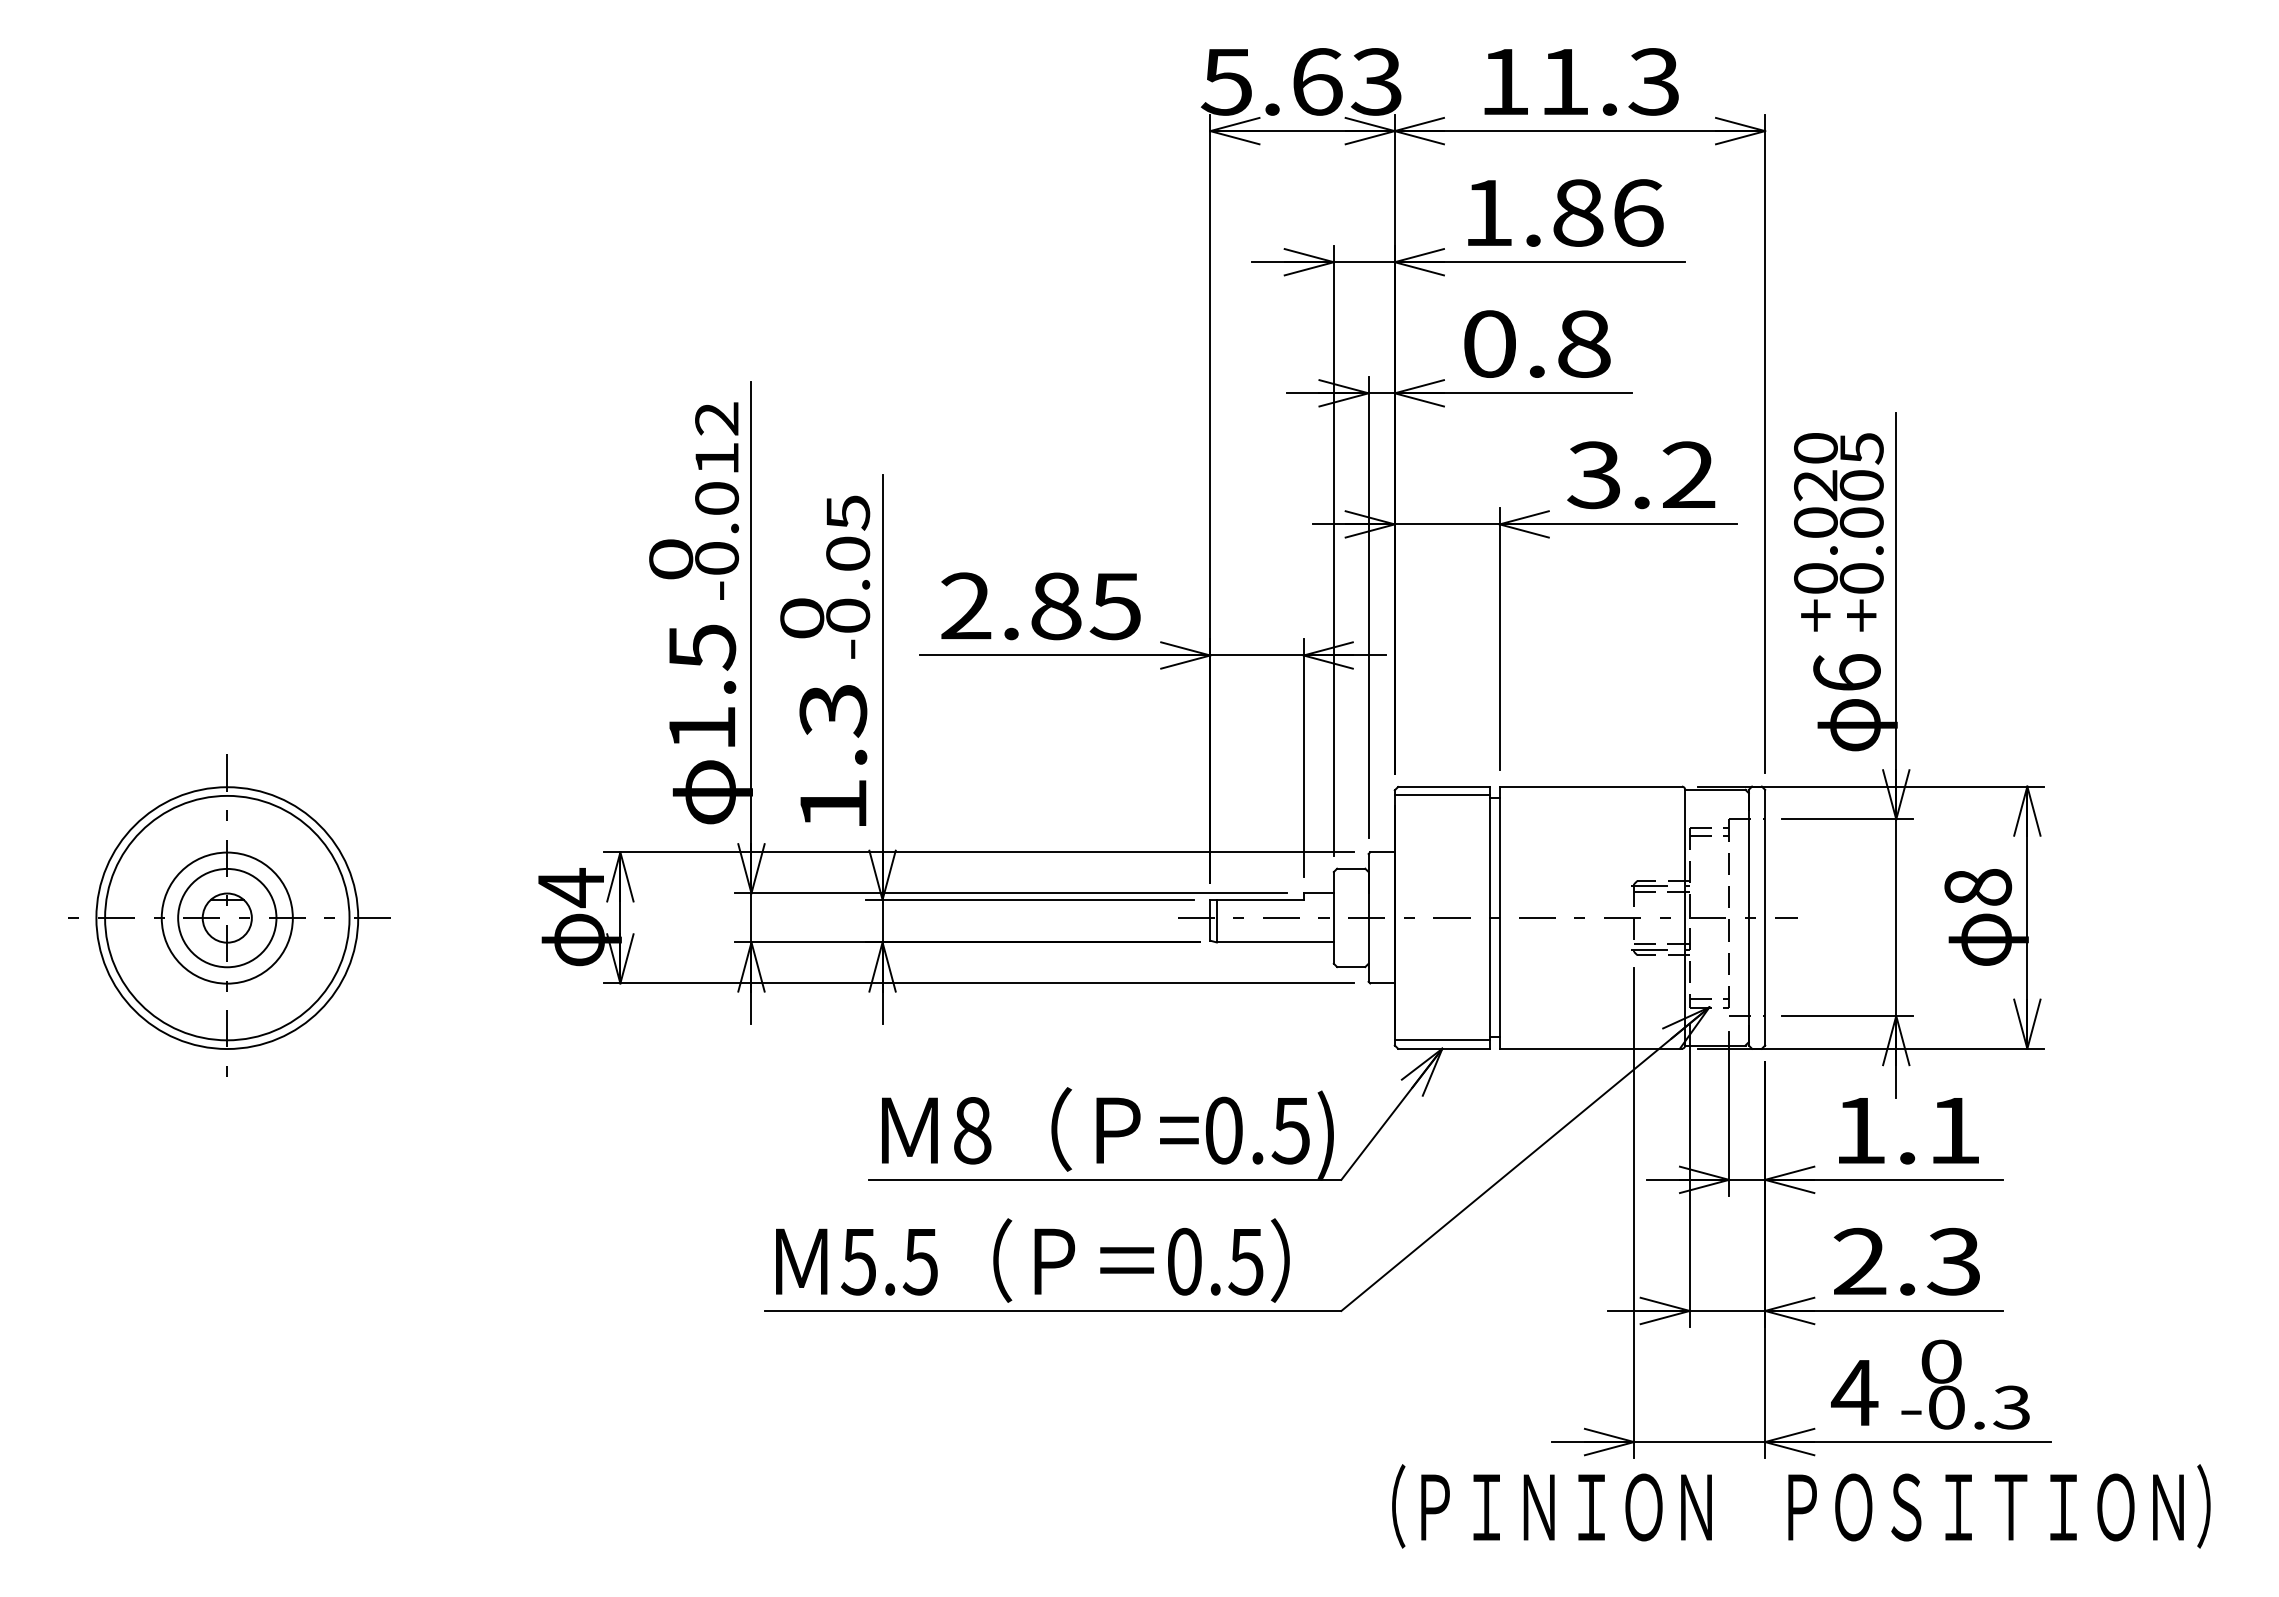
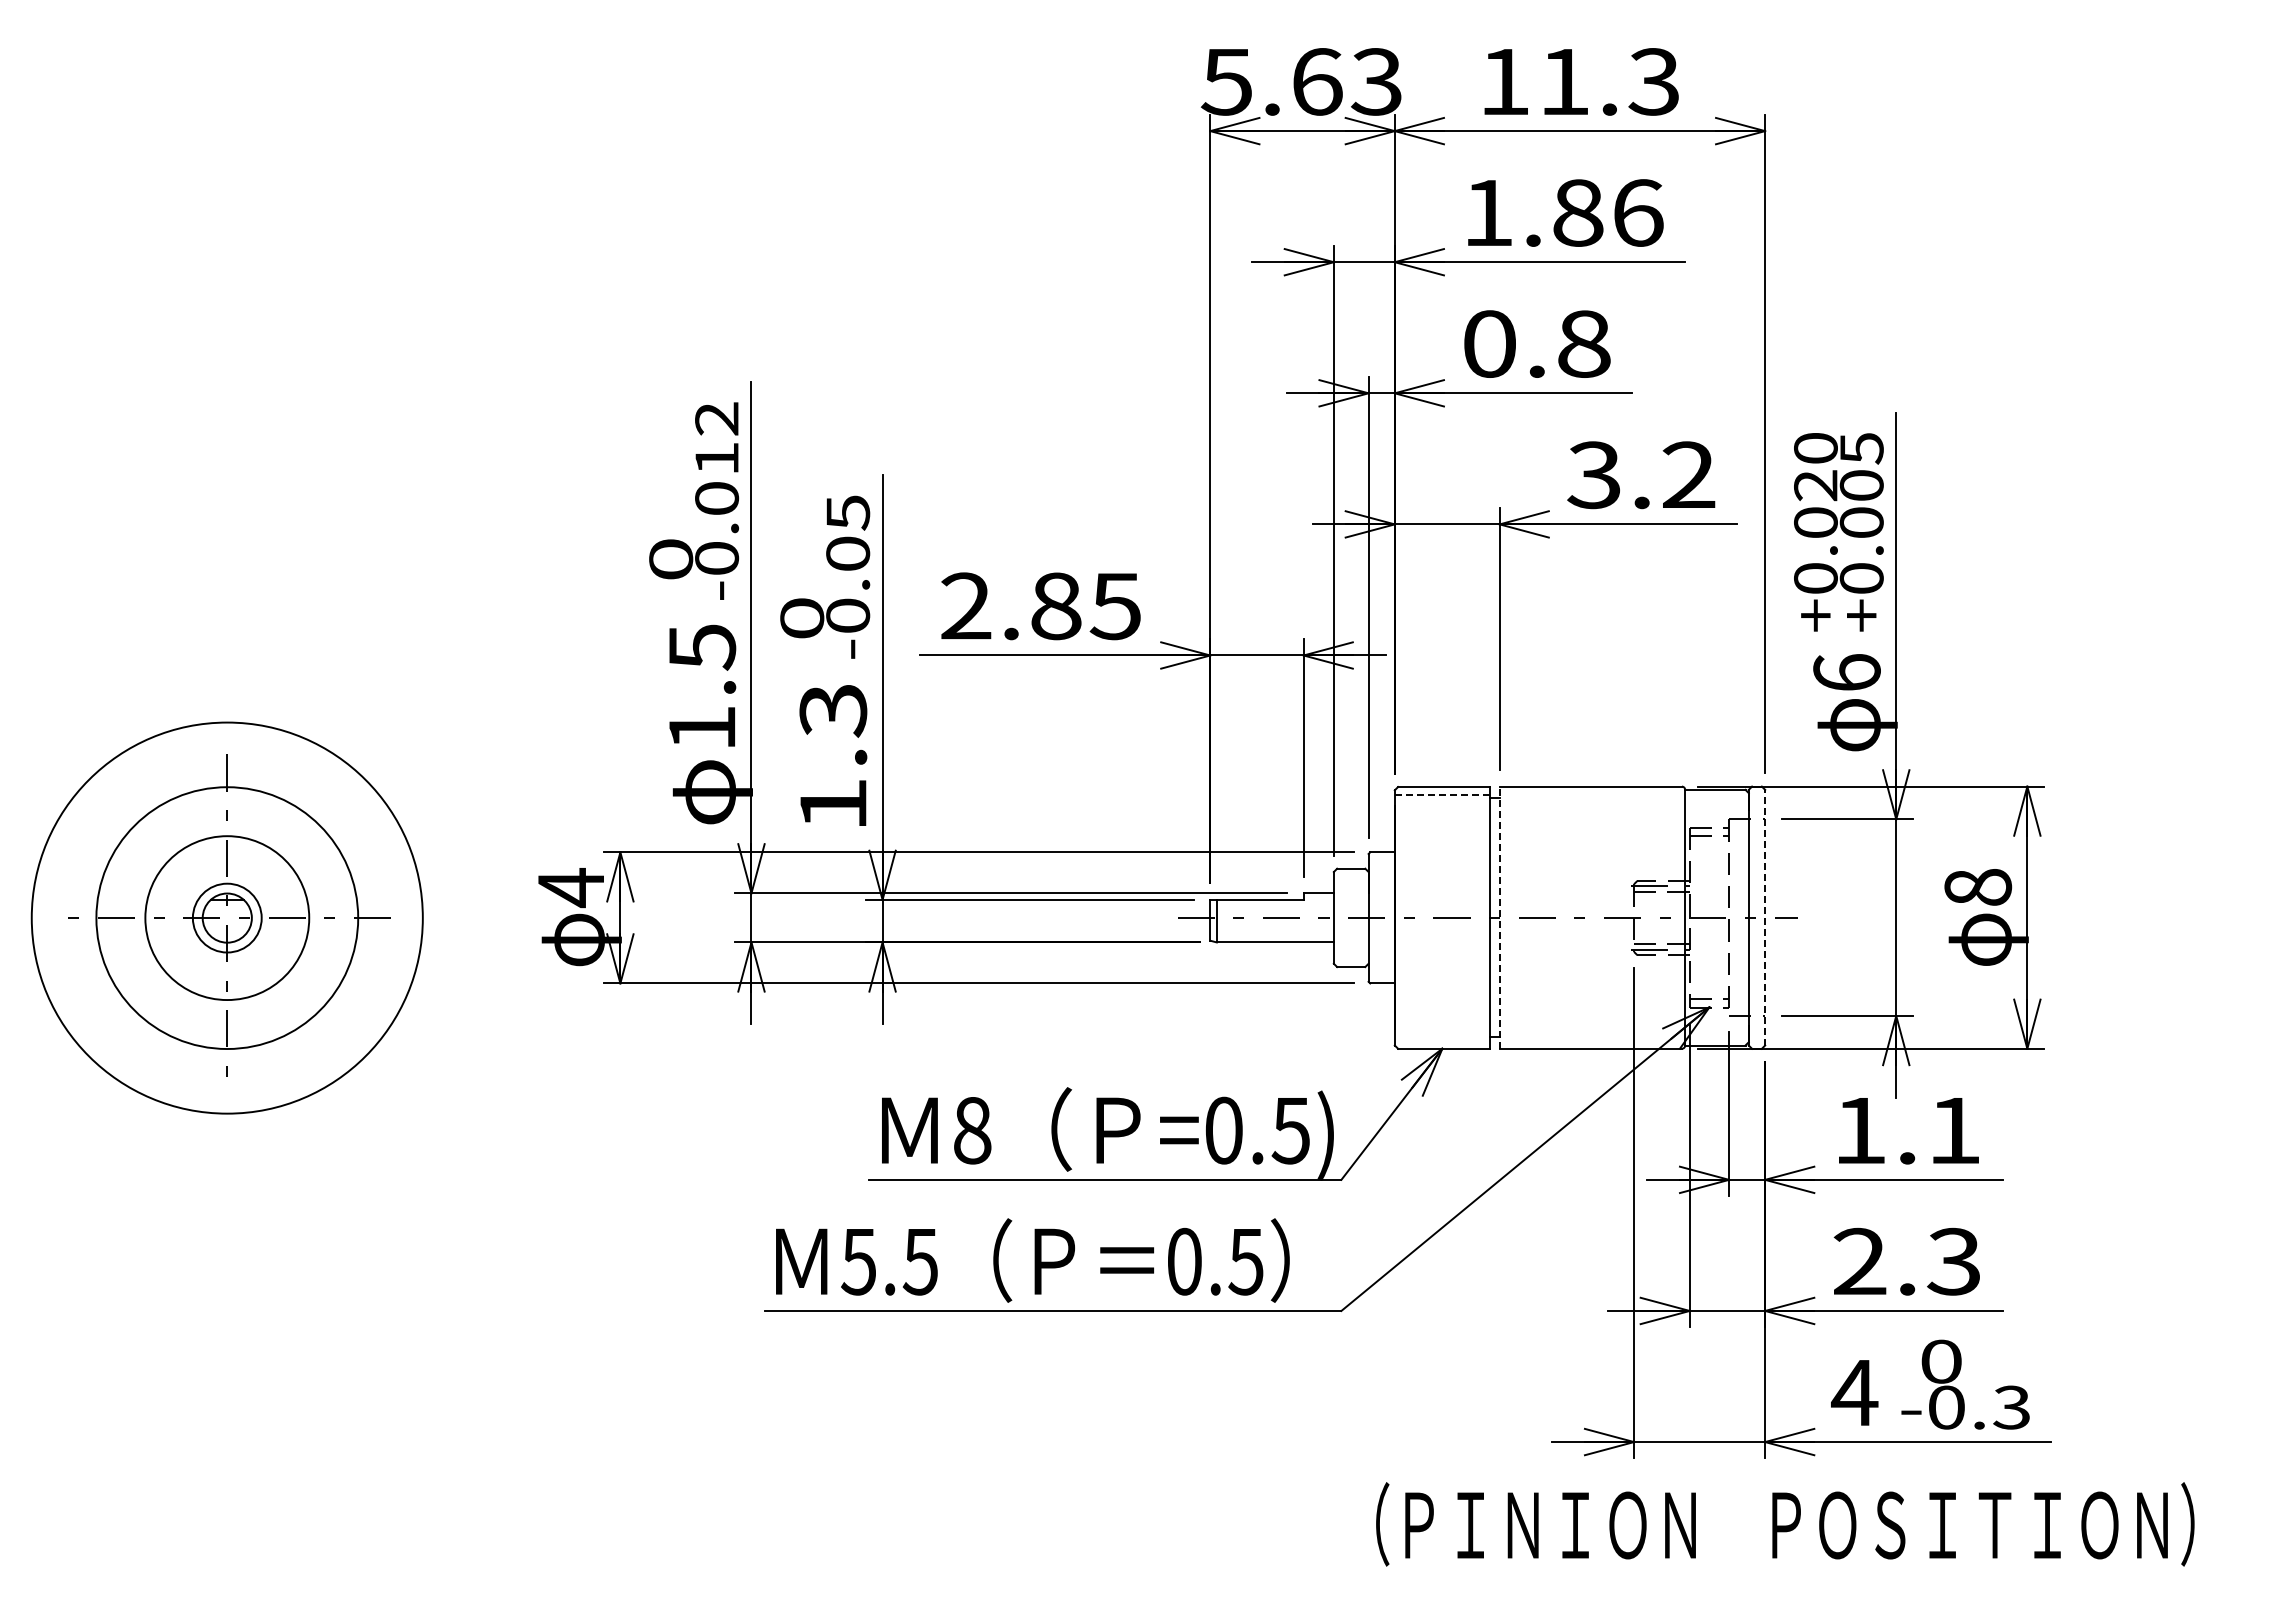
line: solid -> dashed (1442, 795)
circle diameter: 131 px -> 164 px (227, 918)
circle diameter: 244 px -> 391 px (226, 917)
circle diameter: 98 px -> 69 px (226, 917)
line: solid -> dashed (1499, 917)
line: solid -> dashed (1765, 917)
line: present -> none (1441, 1039)
text position: (1801, 1506) -> (1785, 1524) (1785, 1524)
